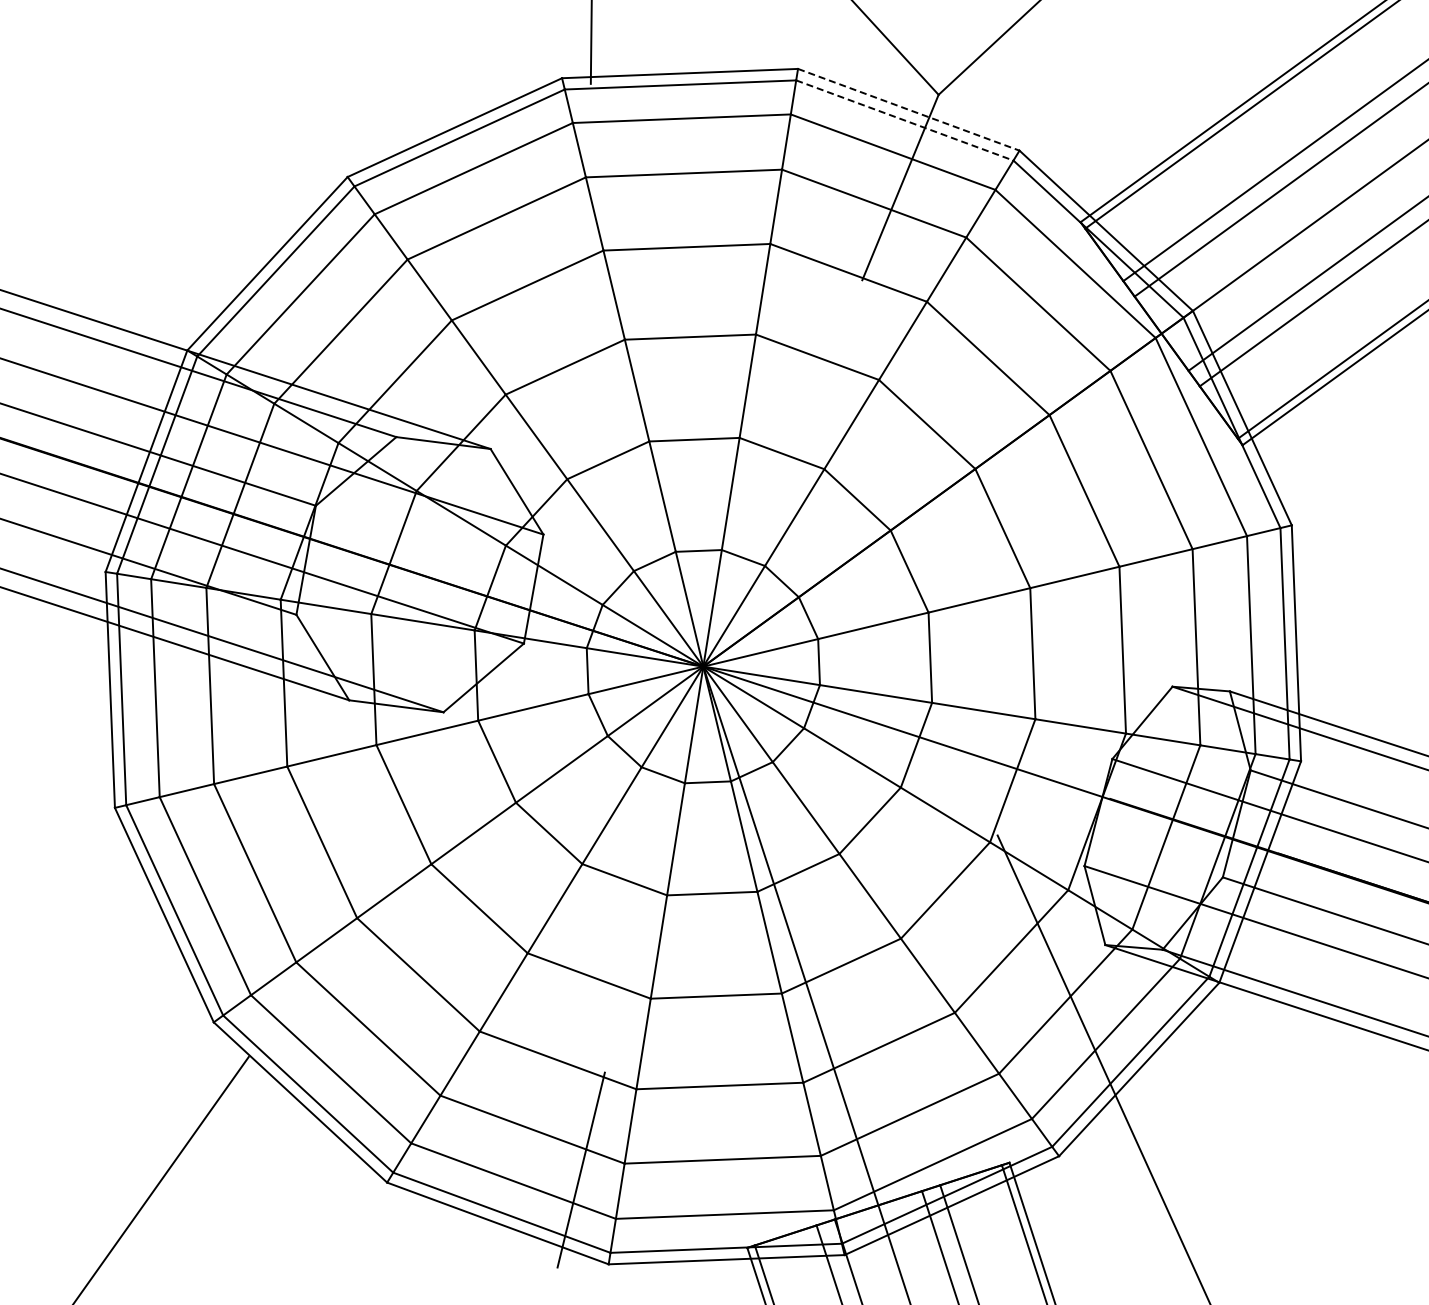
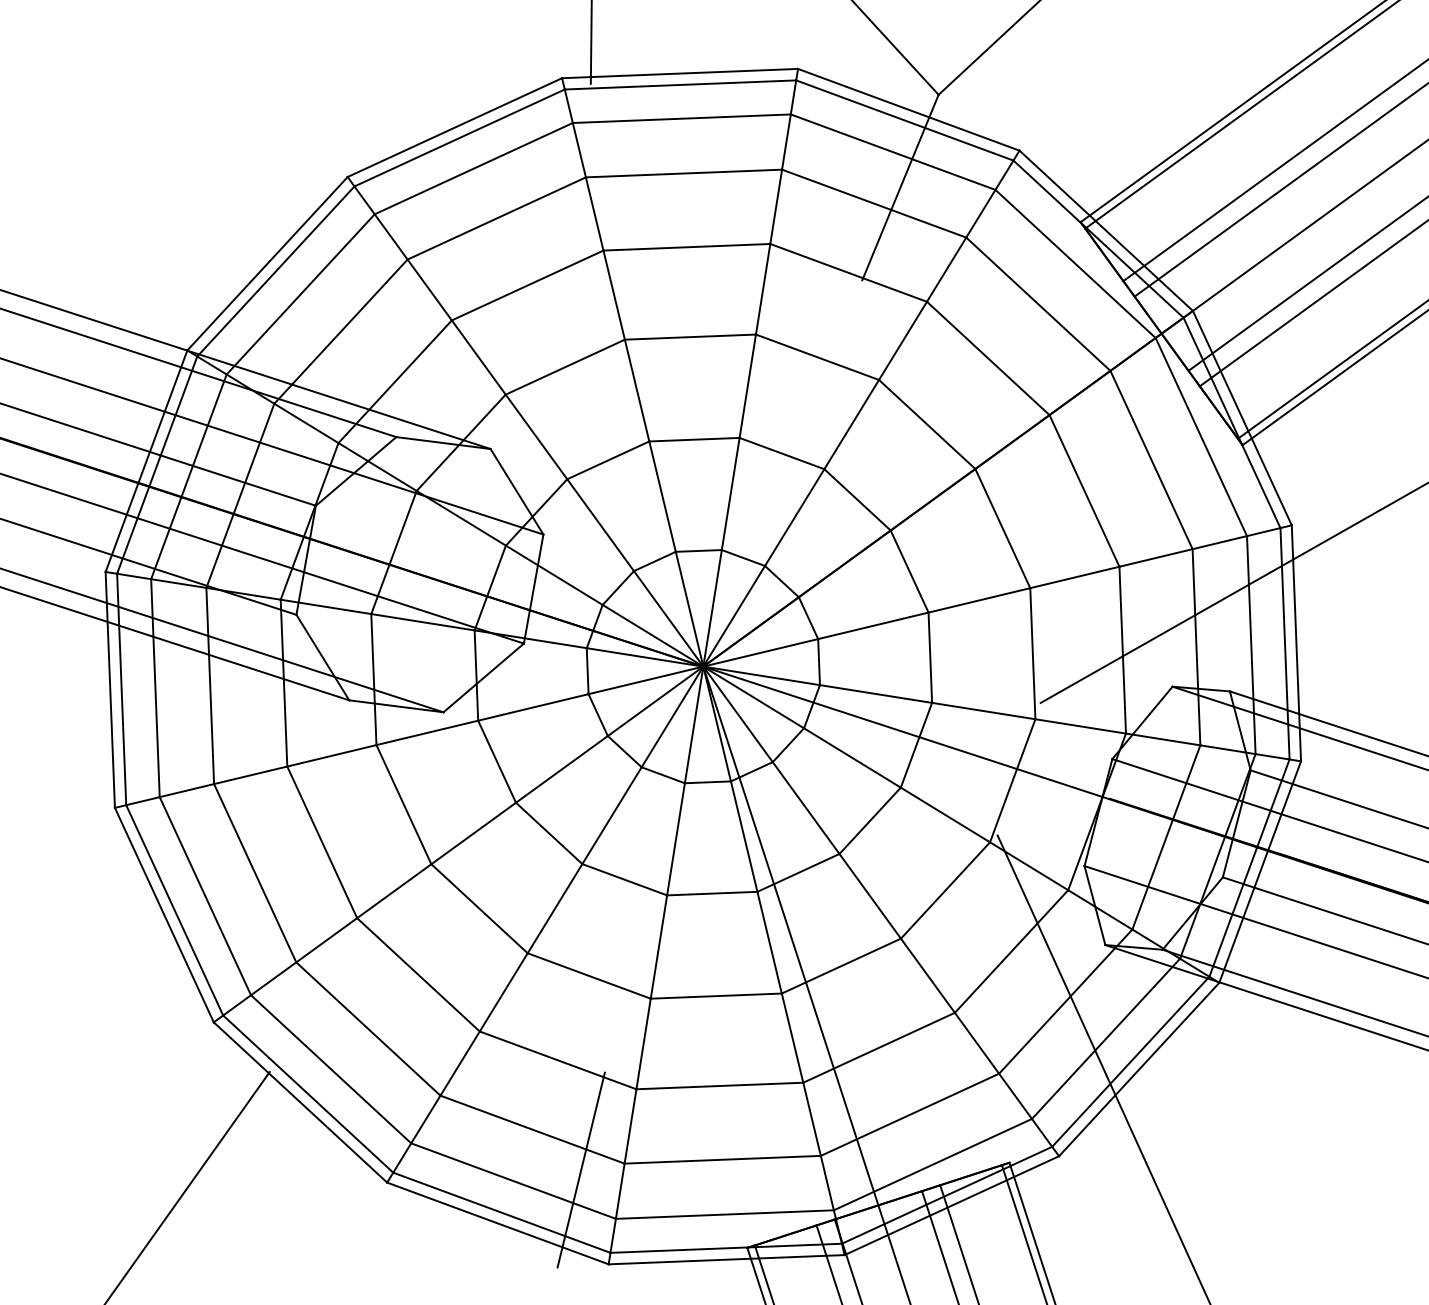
line: dashed -> solid (909, 109)
line: dashed -> solid (904, 120)
line: none -> present (1232, 593)
line position: (161, 1178) -> (187, 1186) (187, 1186)
